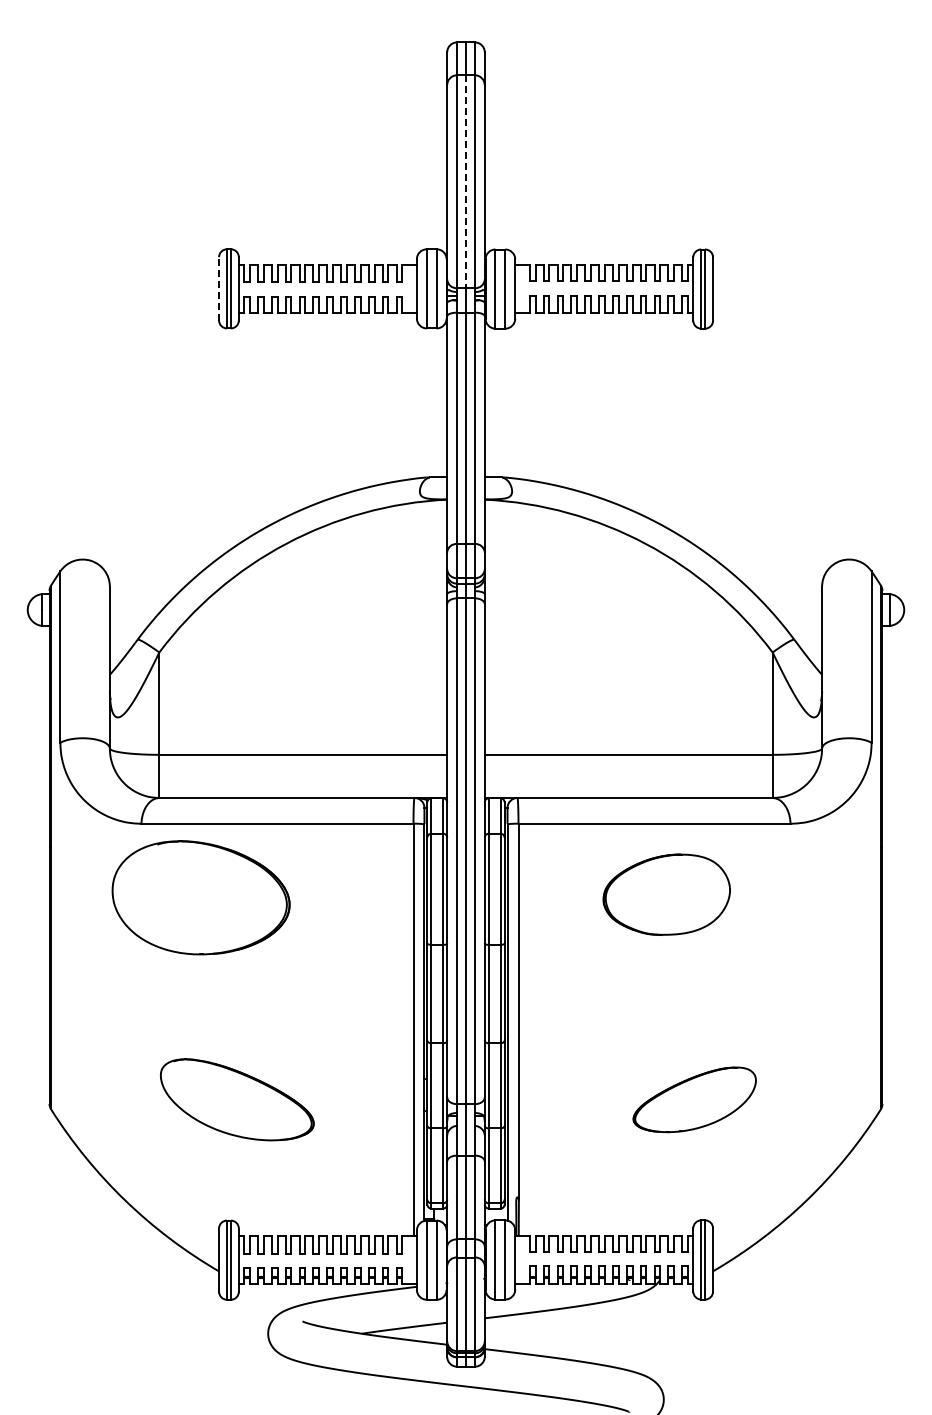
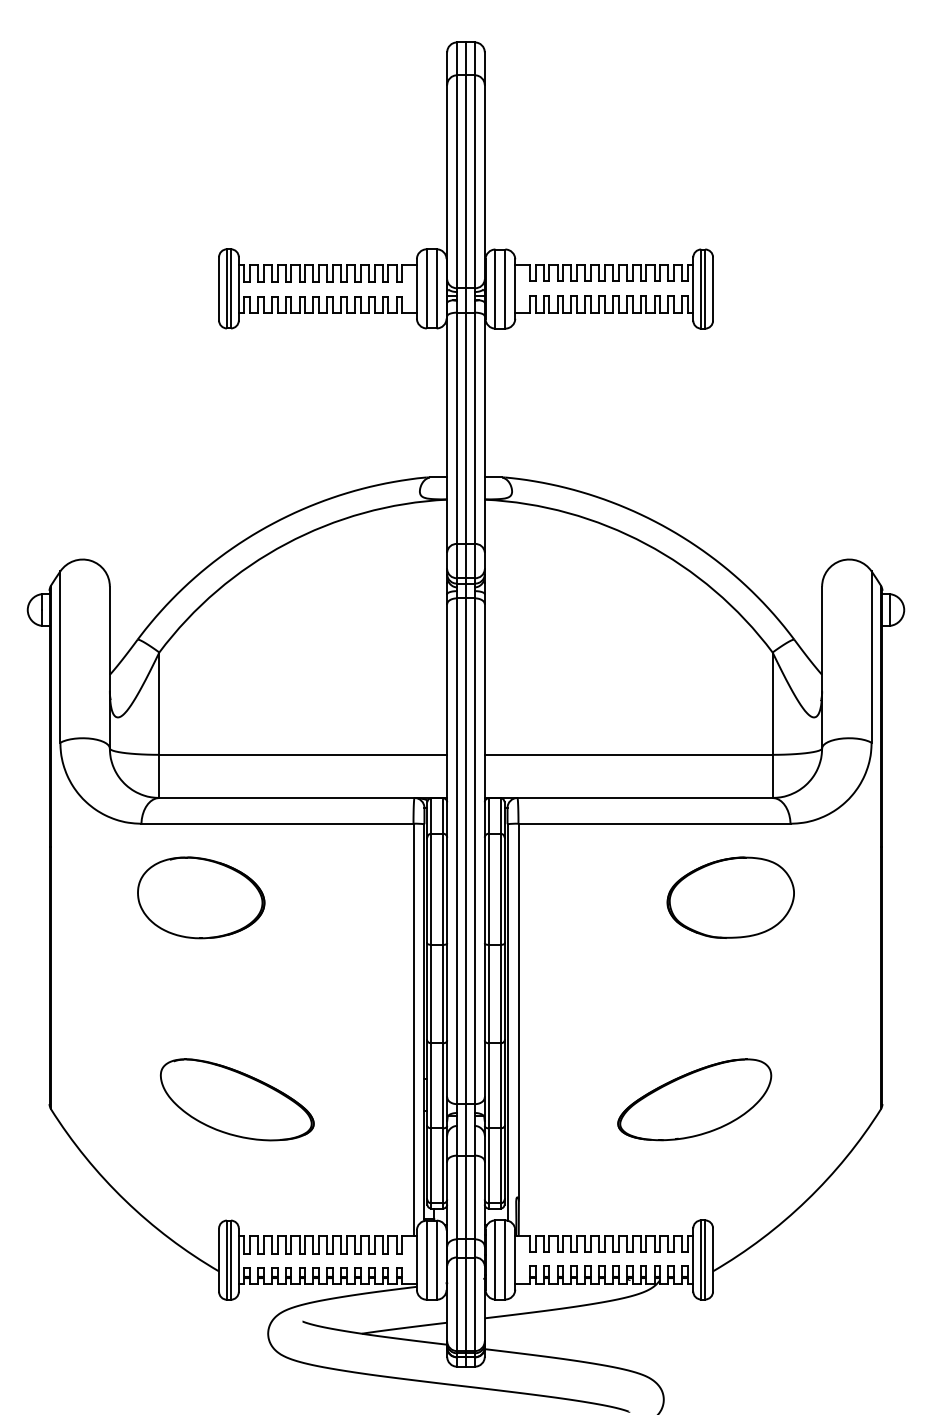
line: dashed -> solid (465, 182)
line: dashed -> solid (219, 288)
part position: (666, 894) -> (730, 897) (730, 897)
part size: 180x116 px -> 129x84 px (201, 897)
part size: 125x68 px -> 156x84 px (694, 1099)
